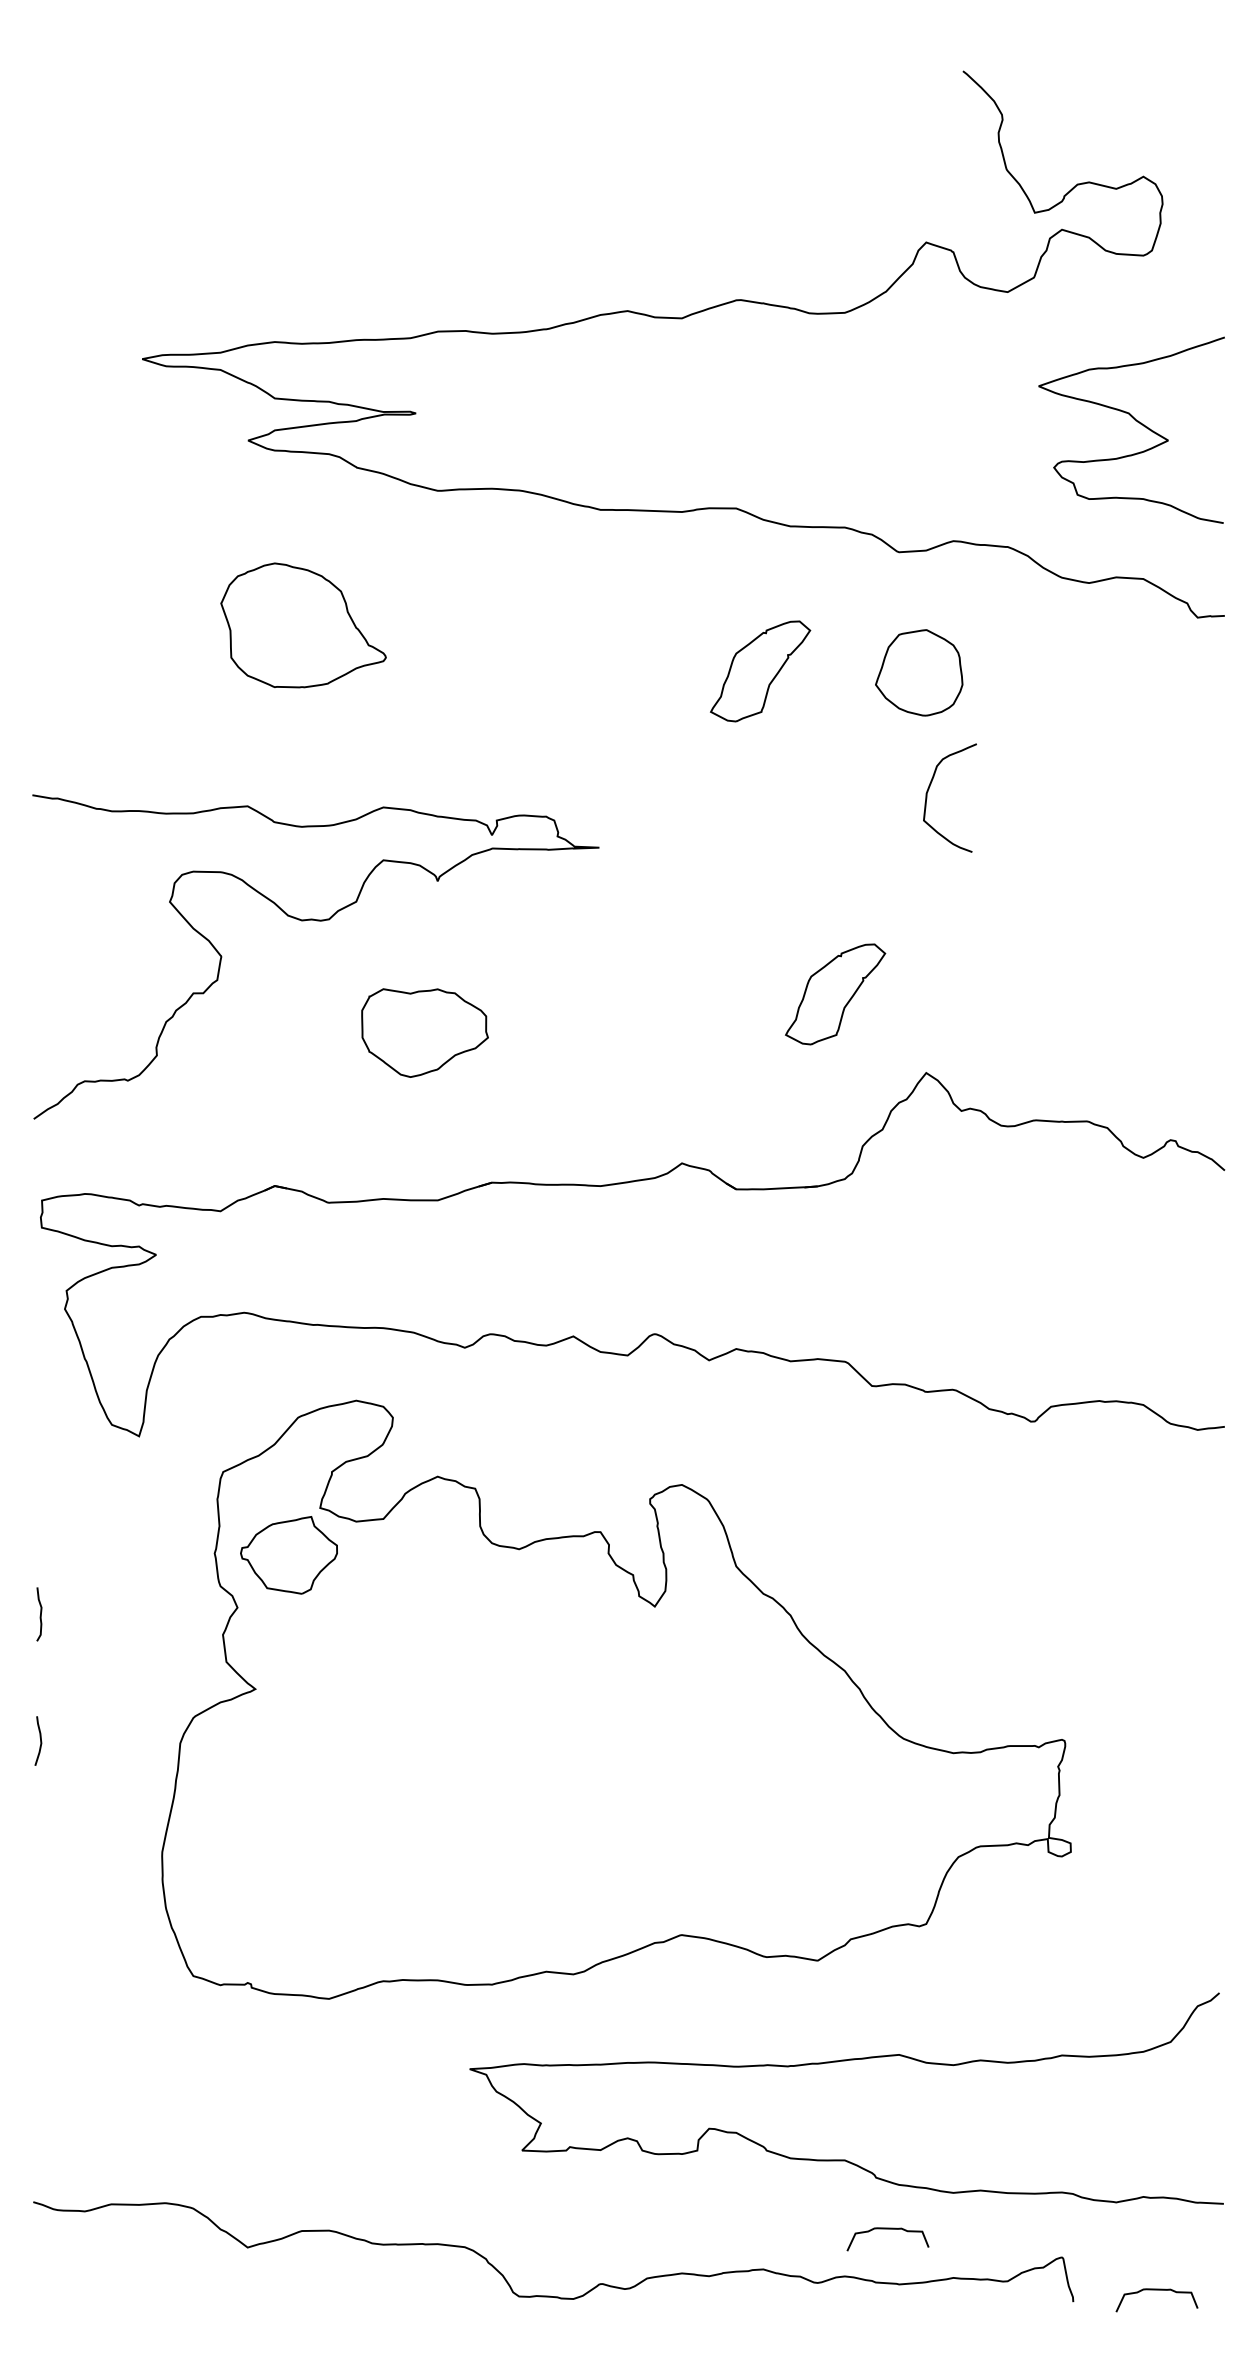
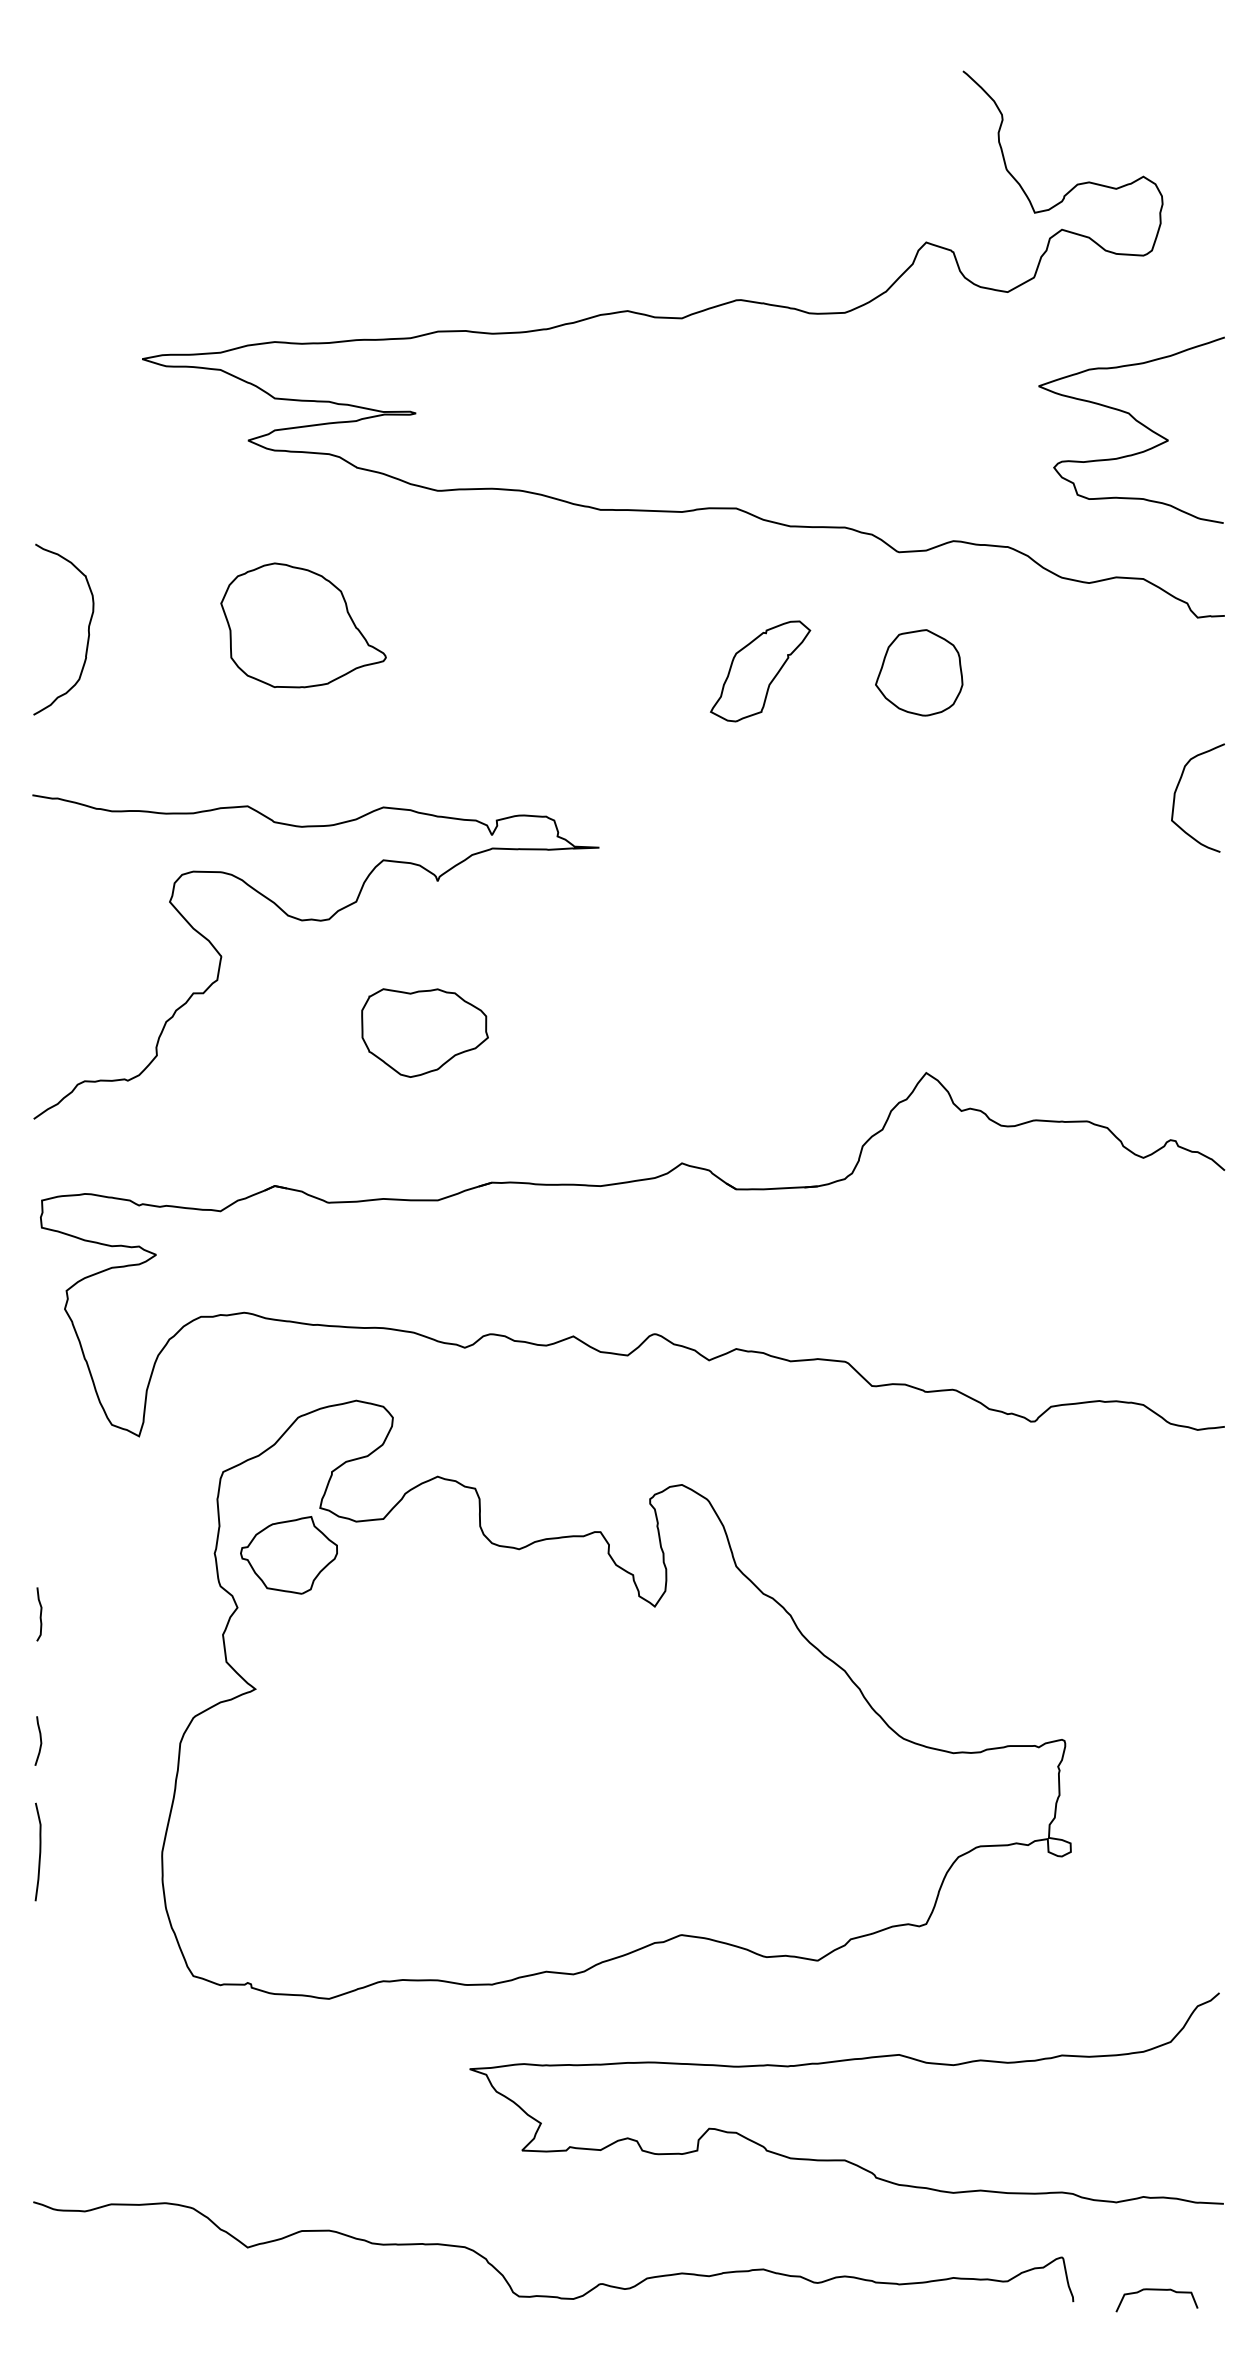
curve: none -> present (87, 630)
curve position: (929, 789) -> (1177, 789) (1177, 789)
part: present -> none (835, 994)
curve: none -> present (39, 1851)
curve: present -> none (887, 2229)
